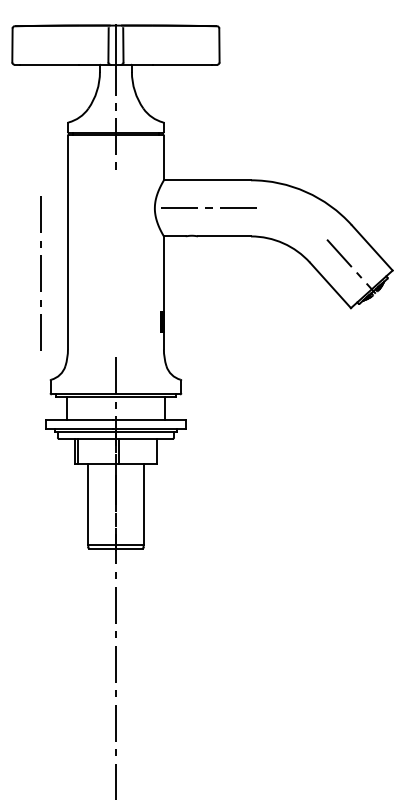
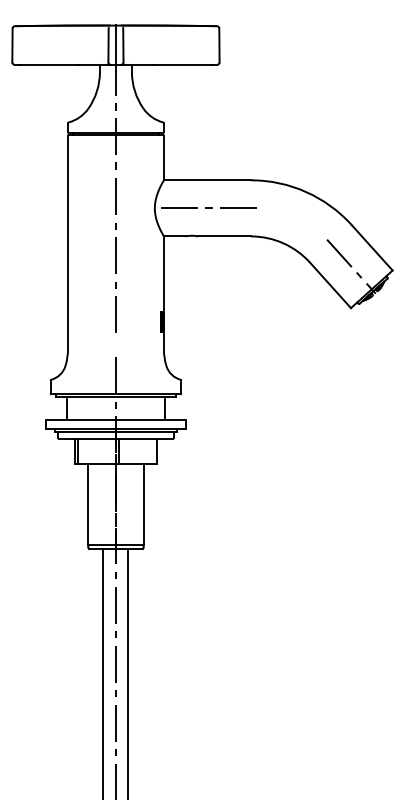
line position: (40, 273) -> (115, 255) (115, 255)
line: none -> present (103, 672)
line: none -> present (128, 672)
